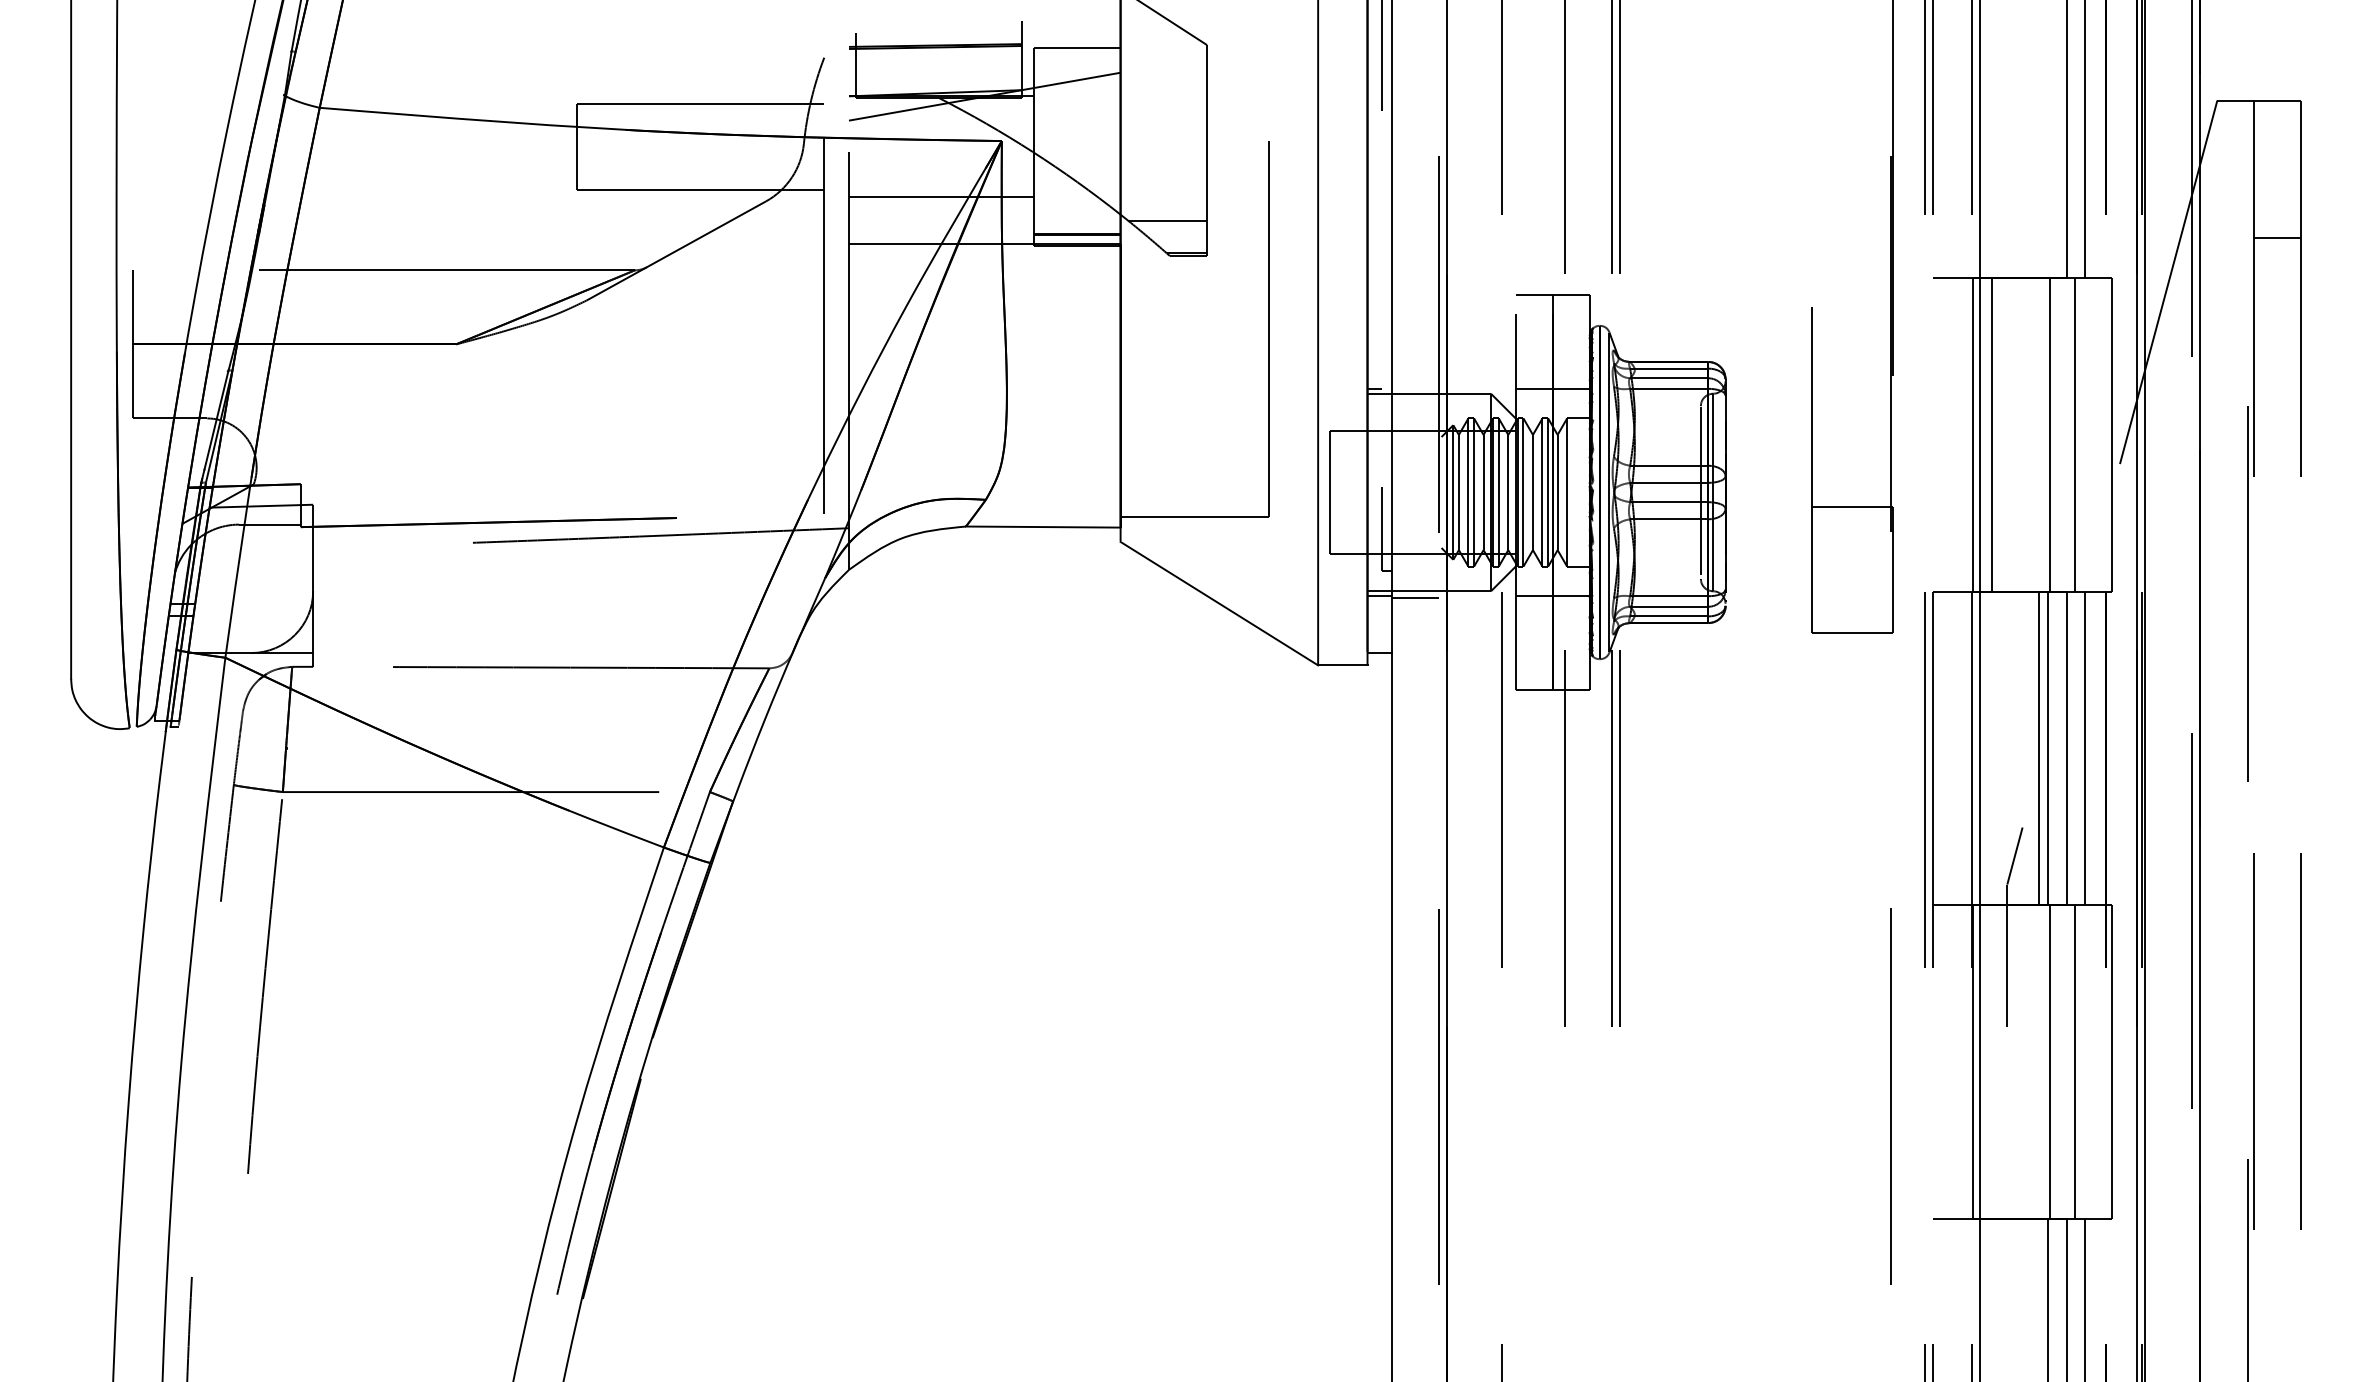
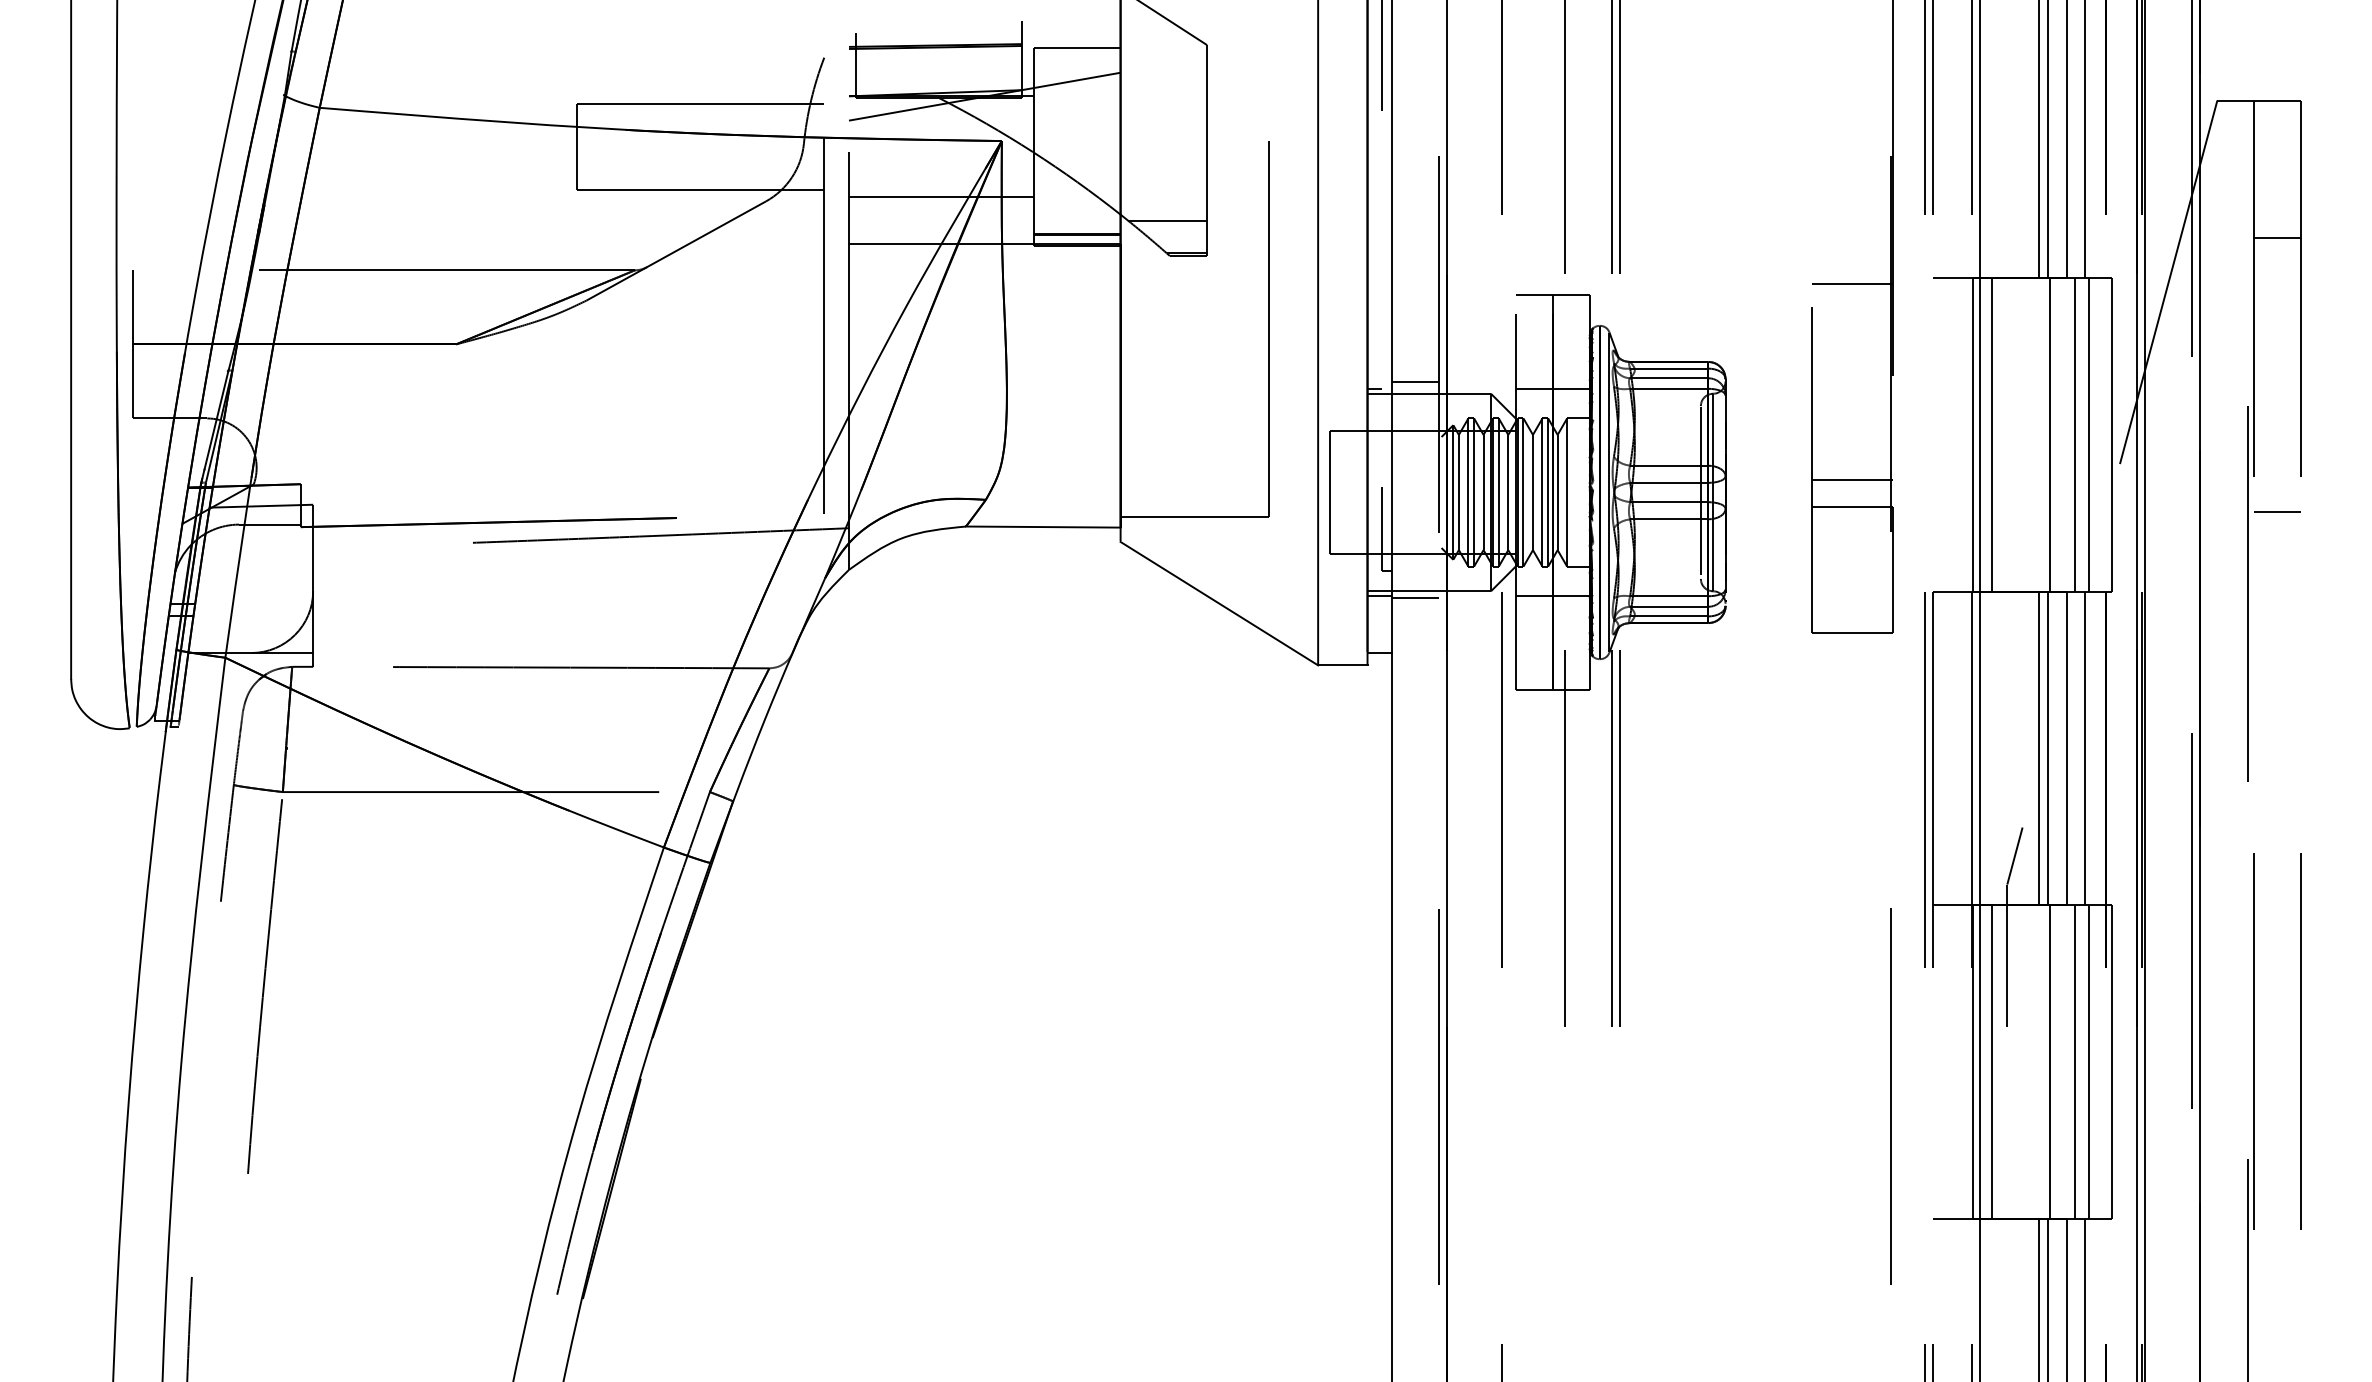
line: none -> present (2038, 139)
line: none -> present (2047, 139)
line: none -> present (1852, 284)
line: none -> present (1415, 382)
line: none -> present (2089, 434)
line: none -> present (1852, 480)
line: none -> present (2276, 511)
line: none -> present (1992, 1061)
line: none -> present (2089, 1061)
line: none -> present (2038, 1298)
